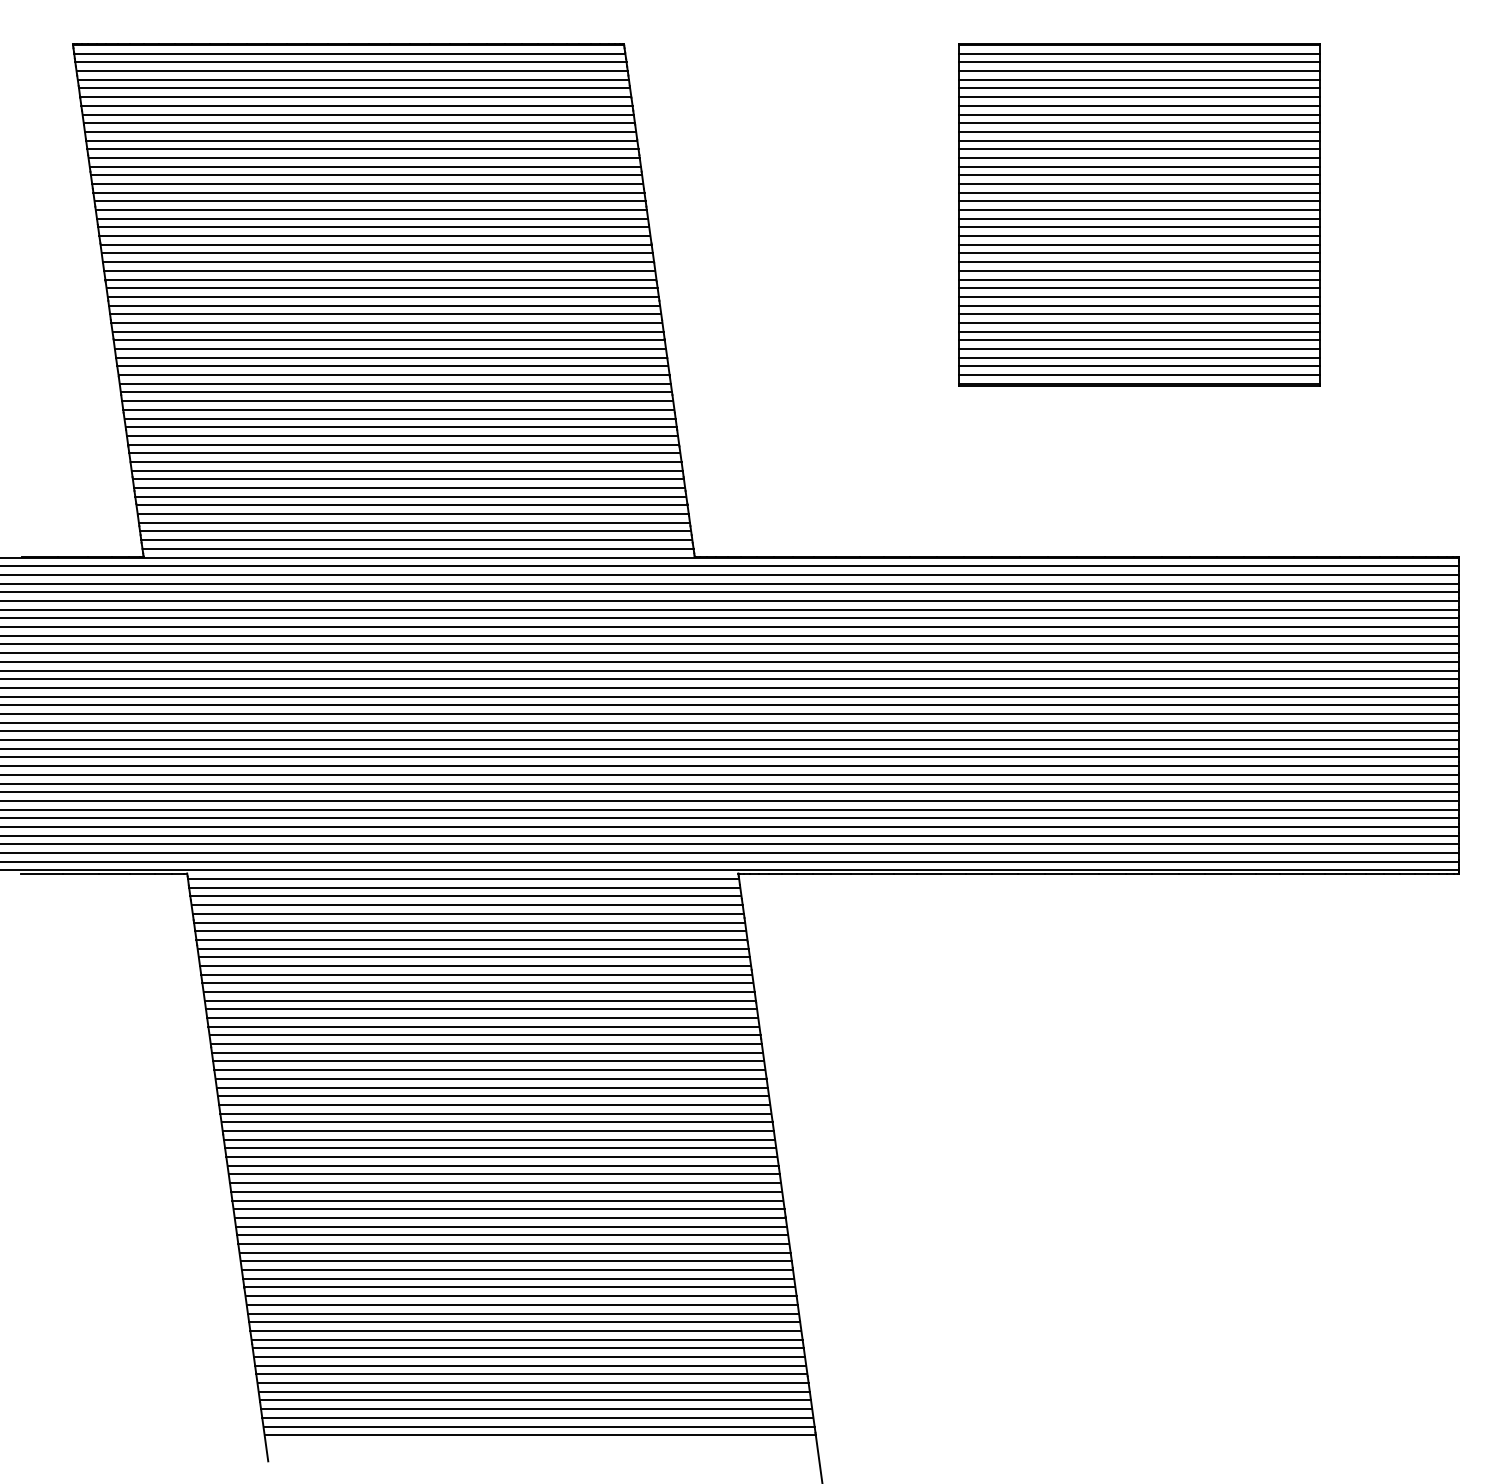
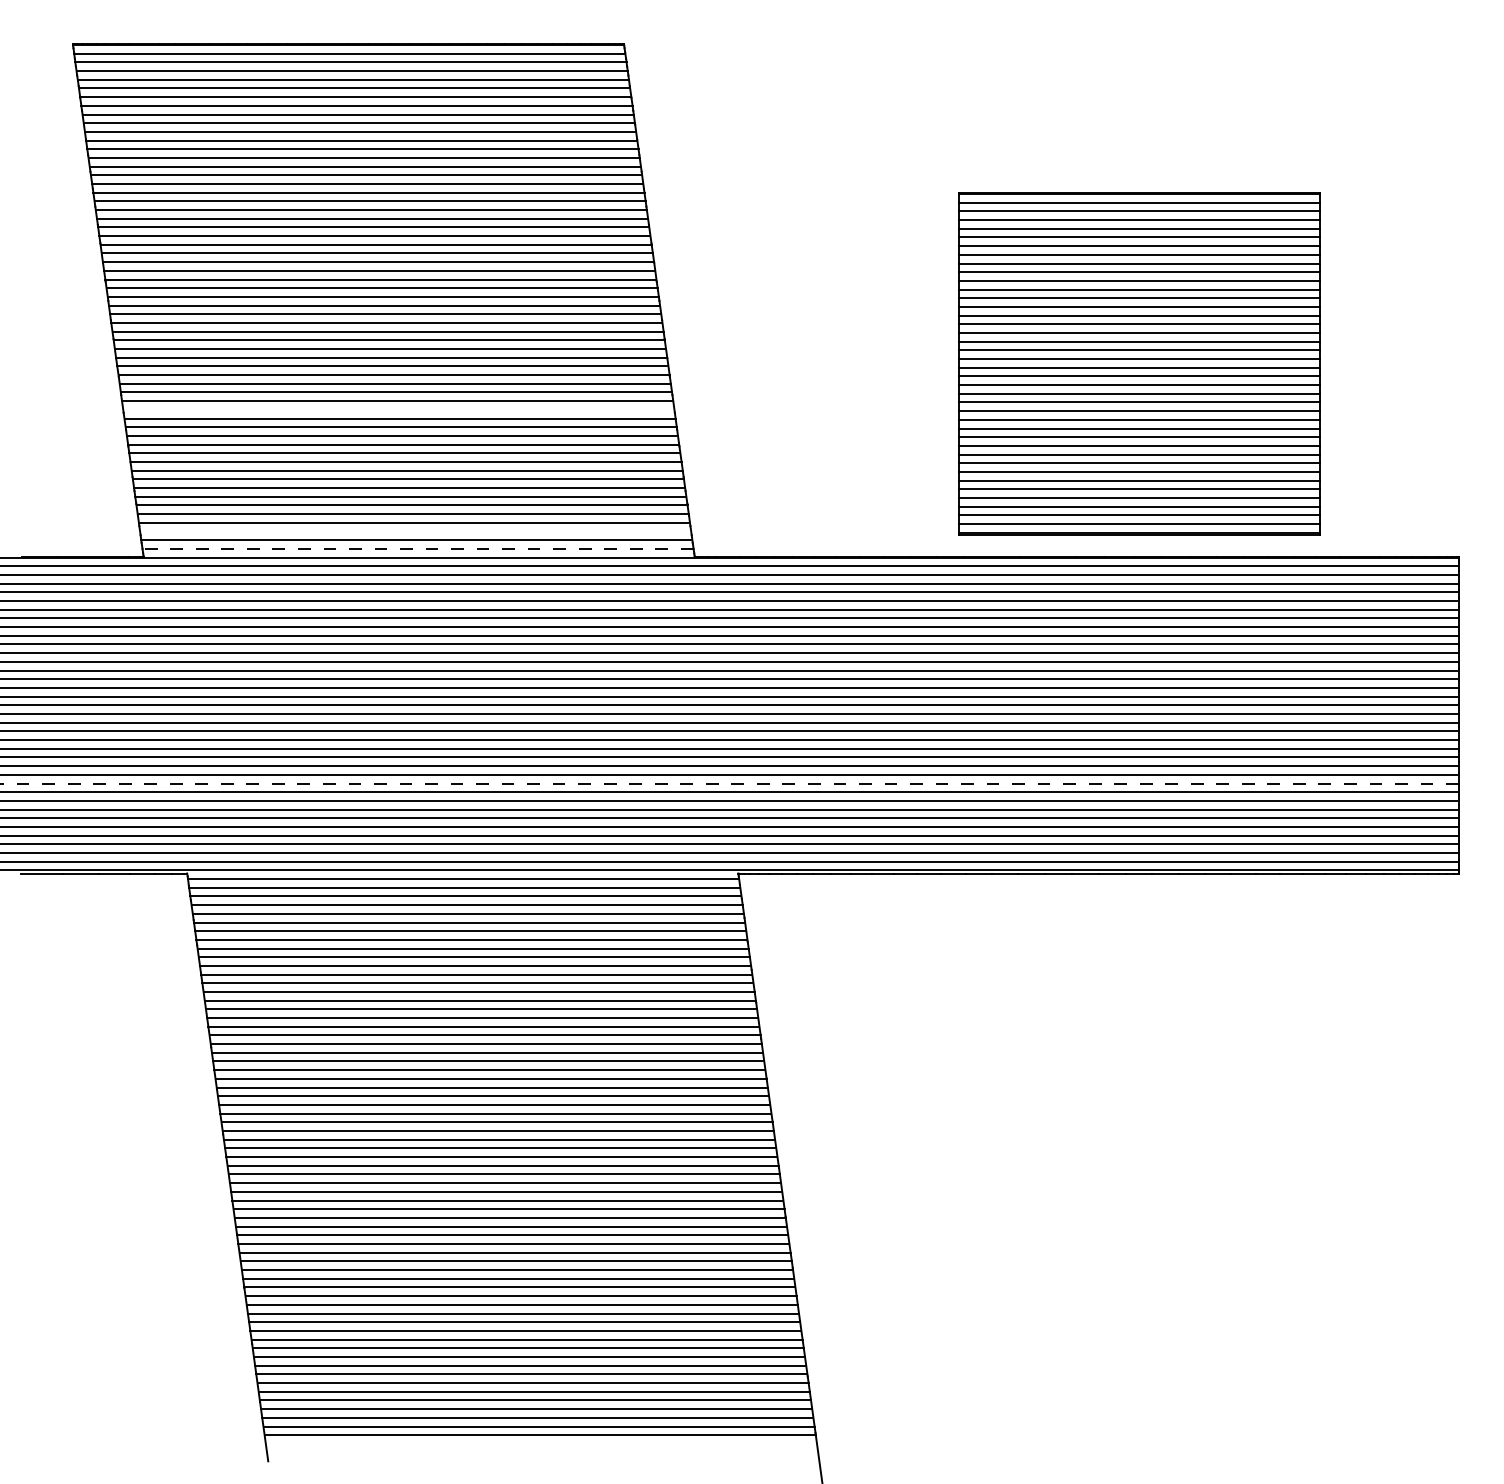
part position: (1139, 214) -> (1139, 363) (1139, 363)
line: present -> none (398, 409)
line: present -> none (415, 531)
line: solid -> dashed (418, 548)
line: solid -> dashed (728, 783)
